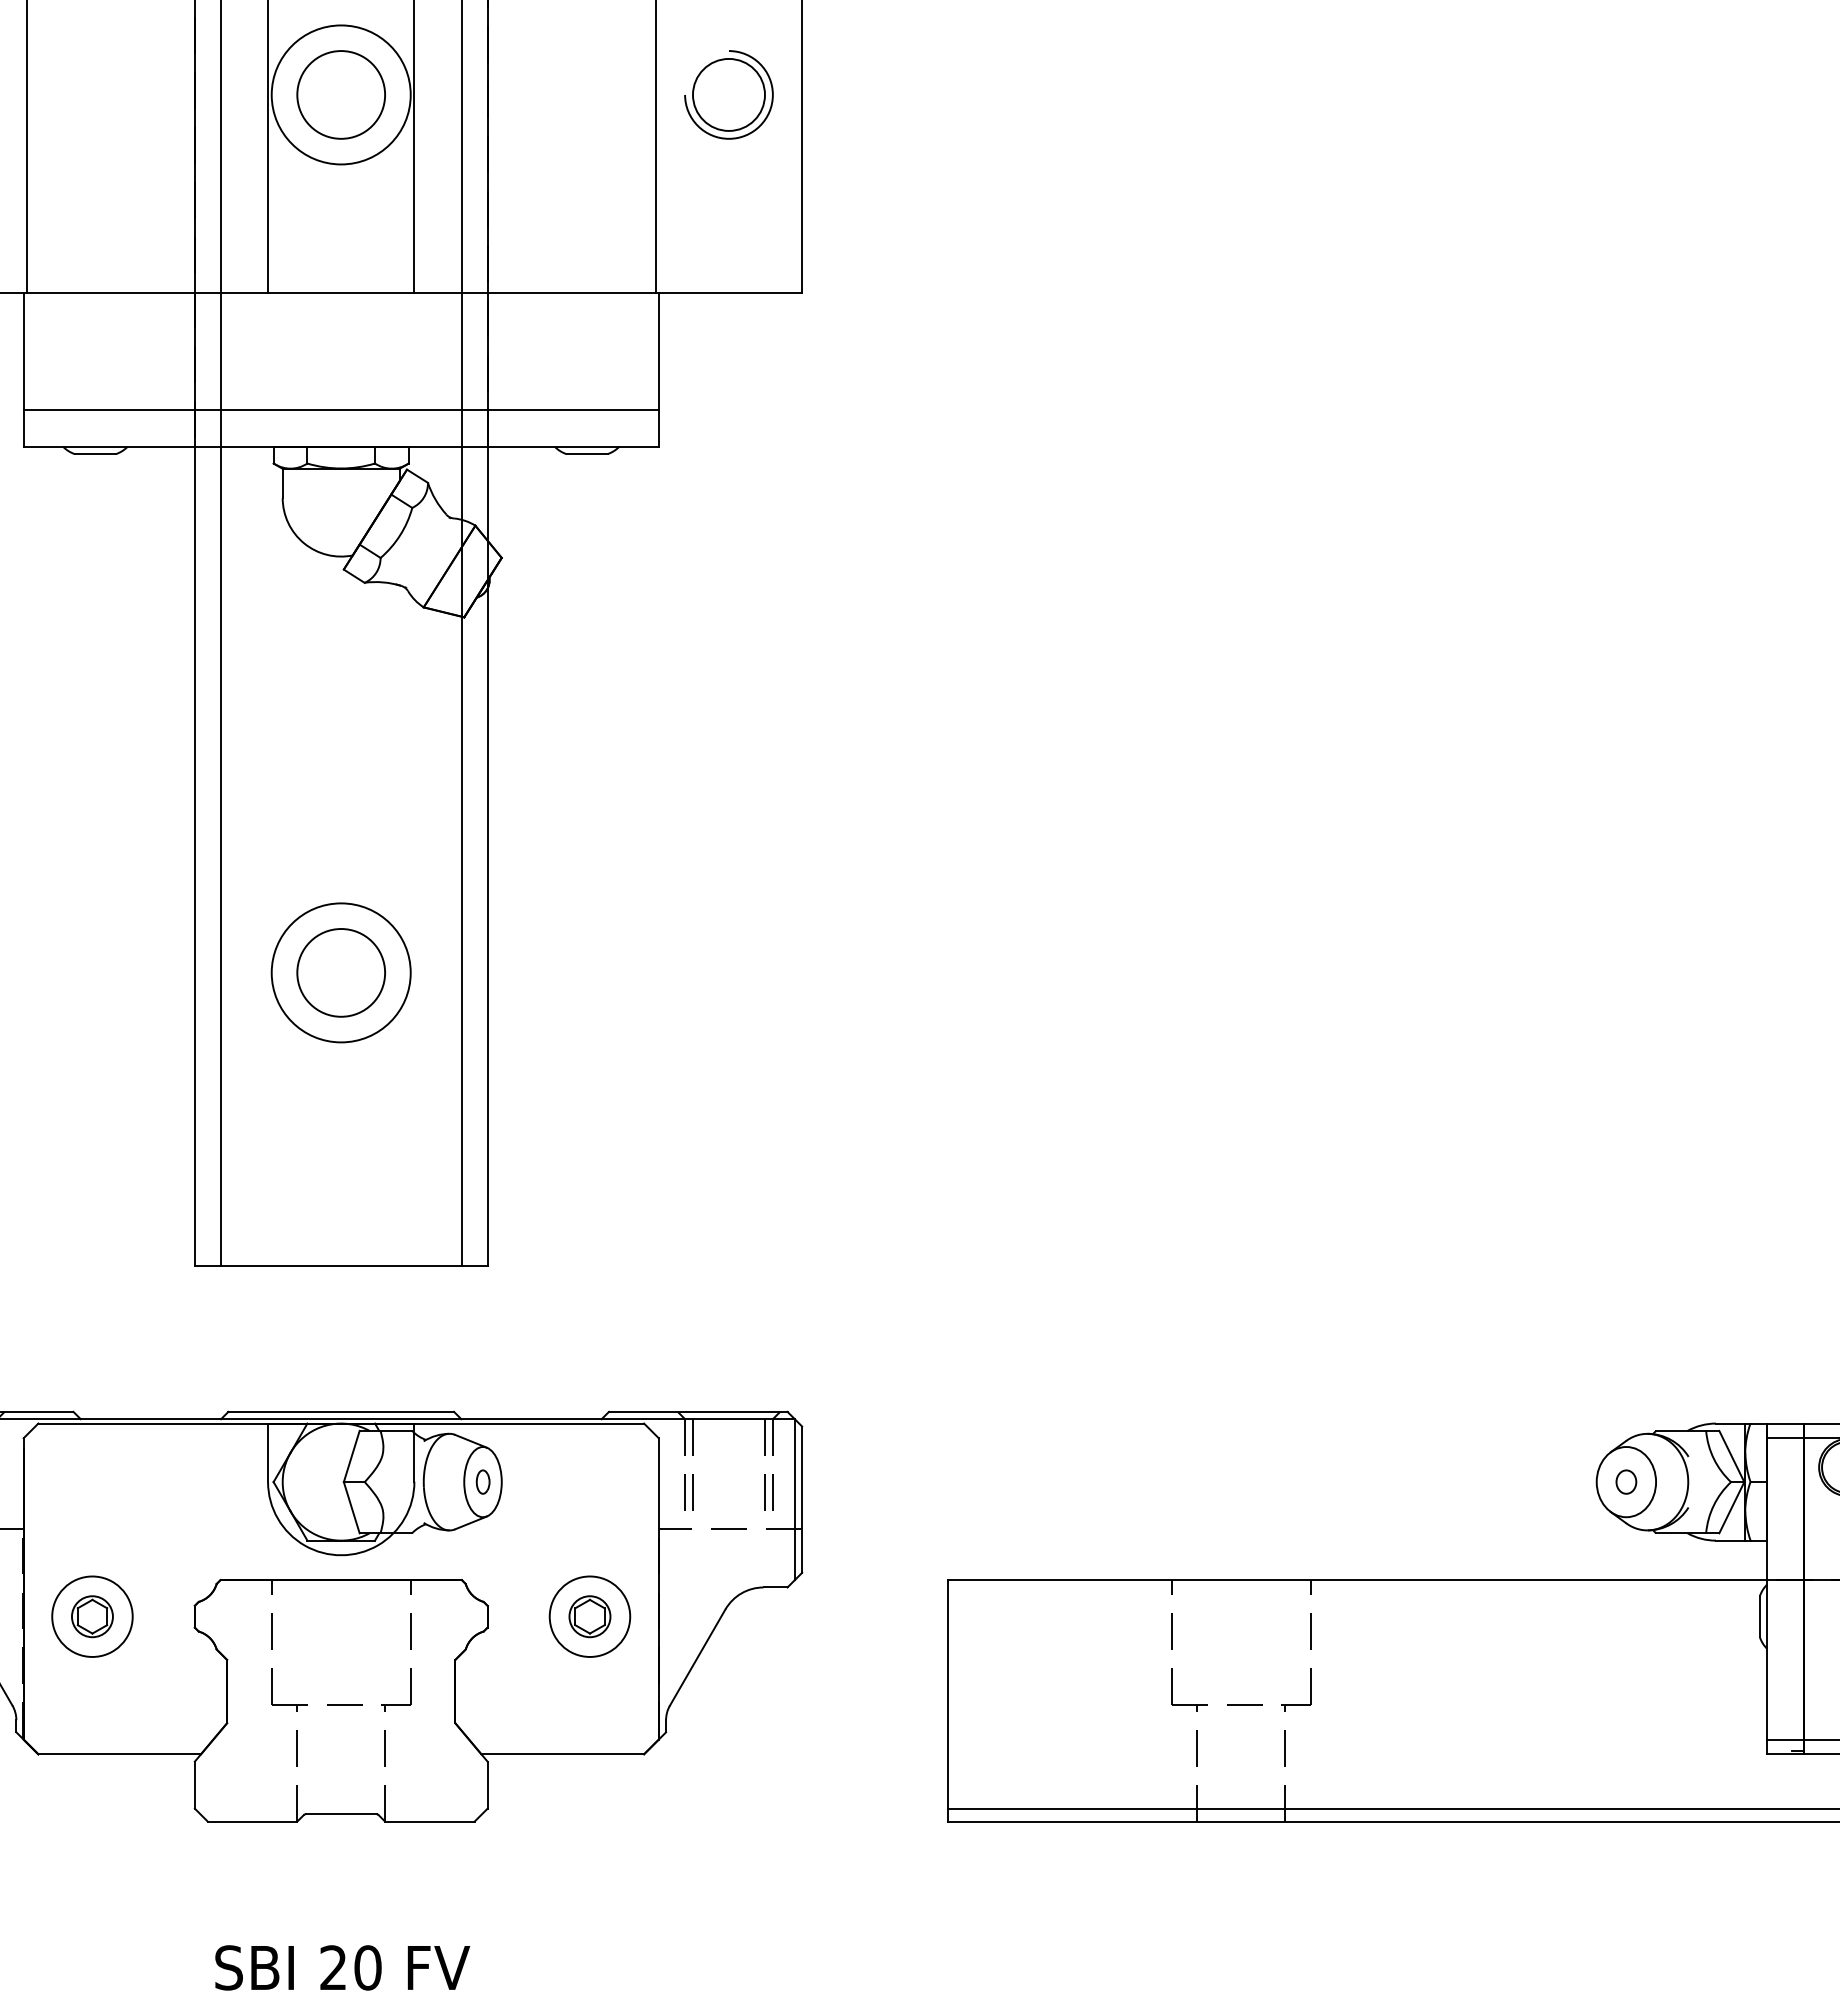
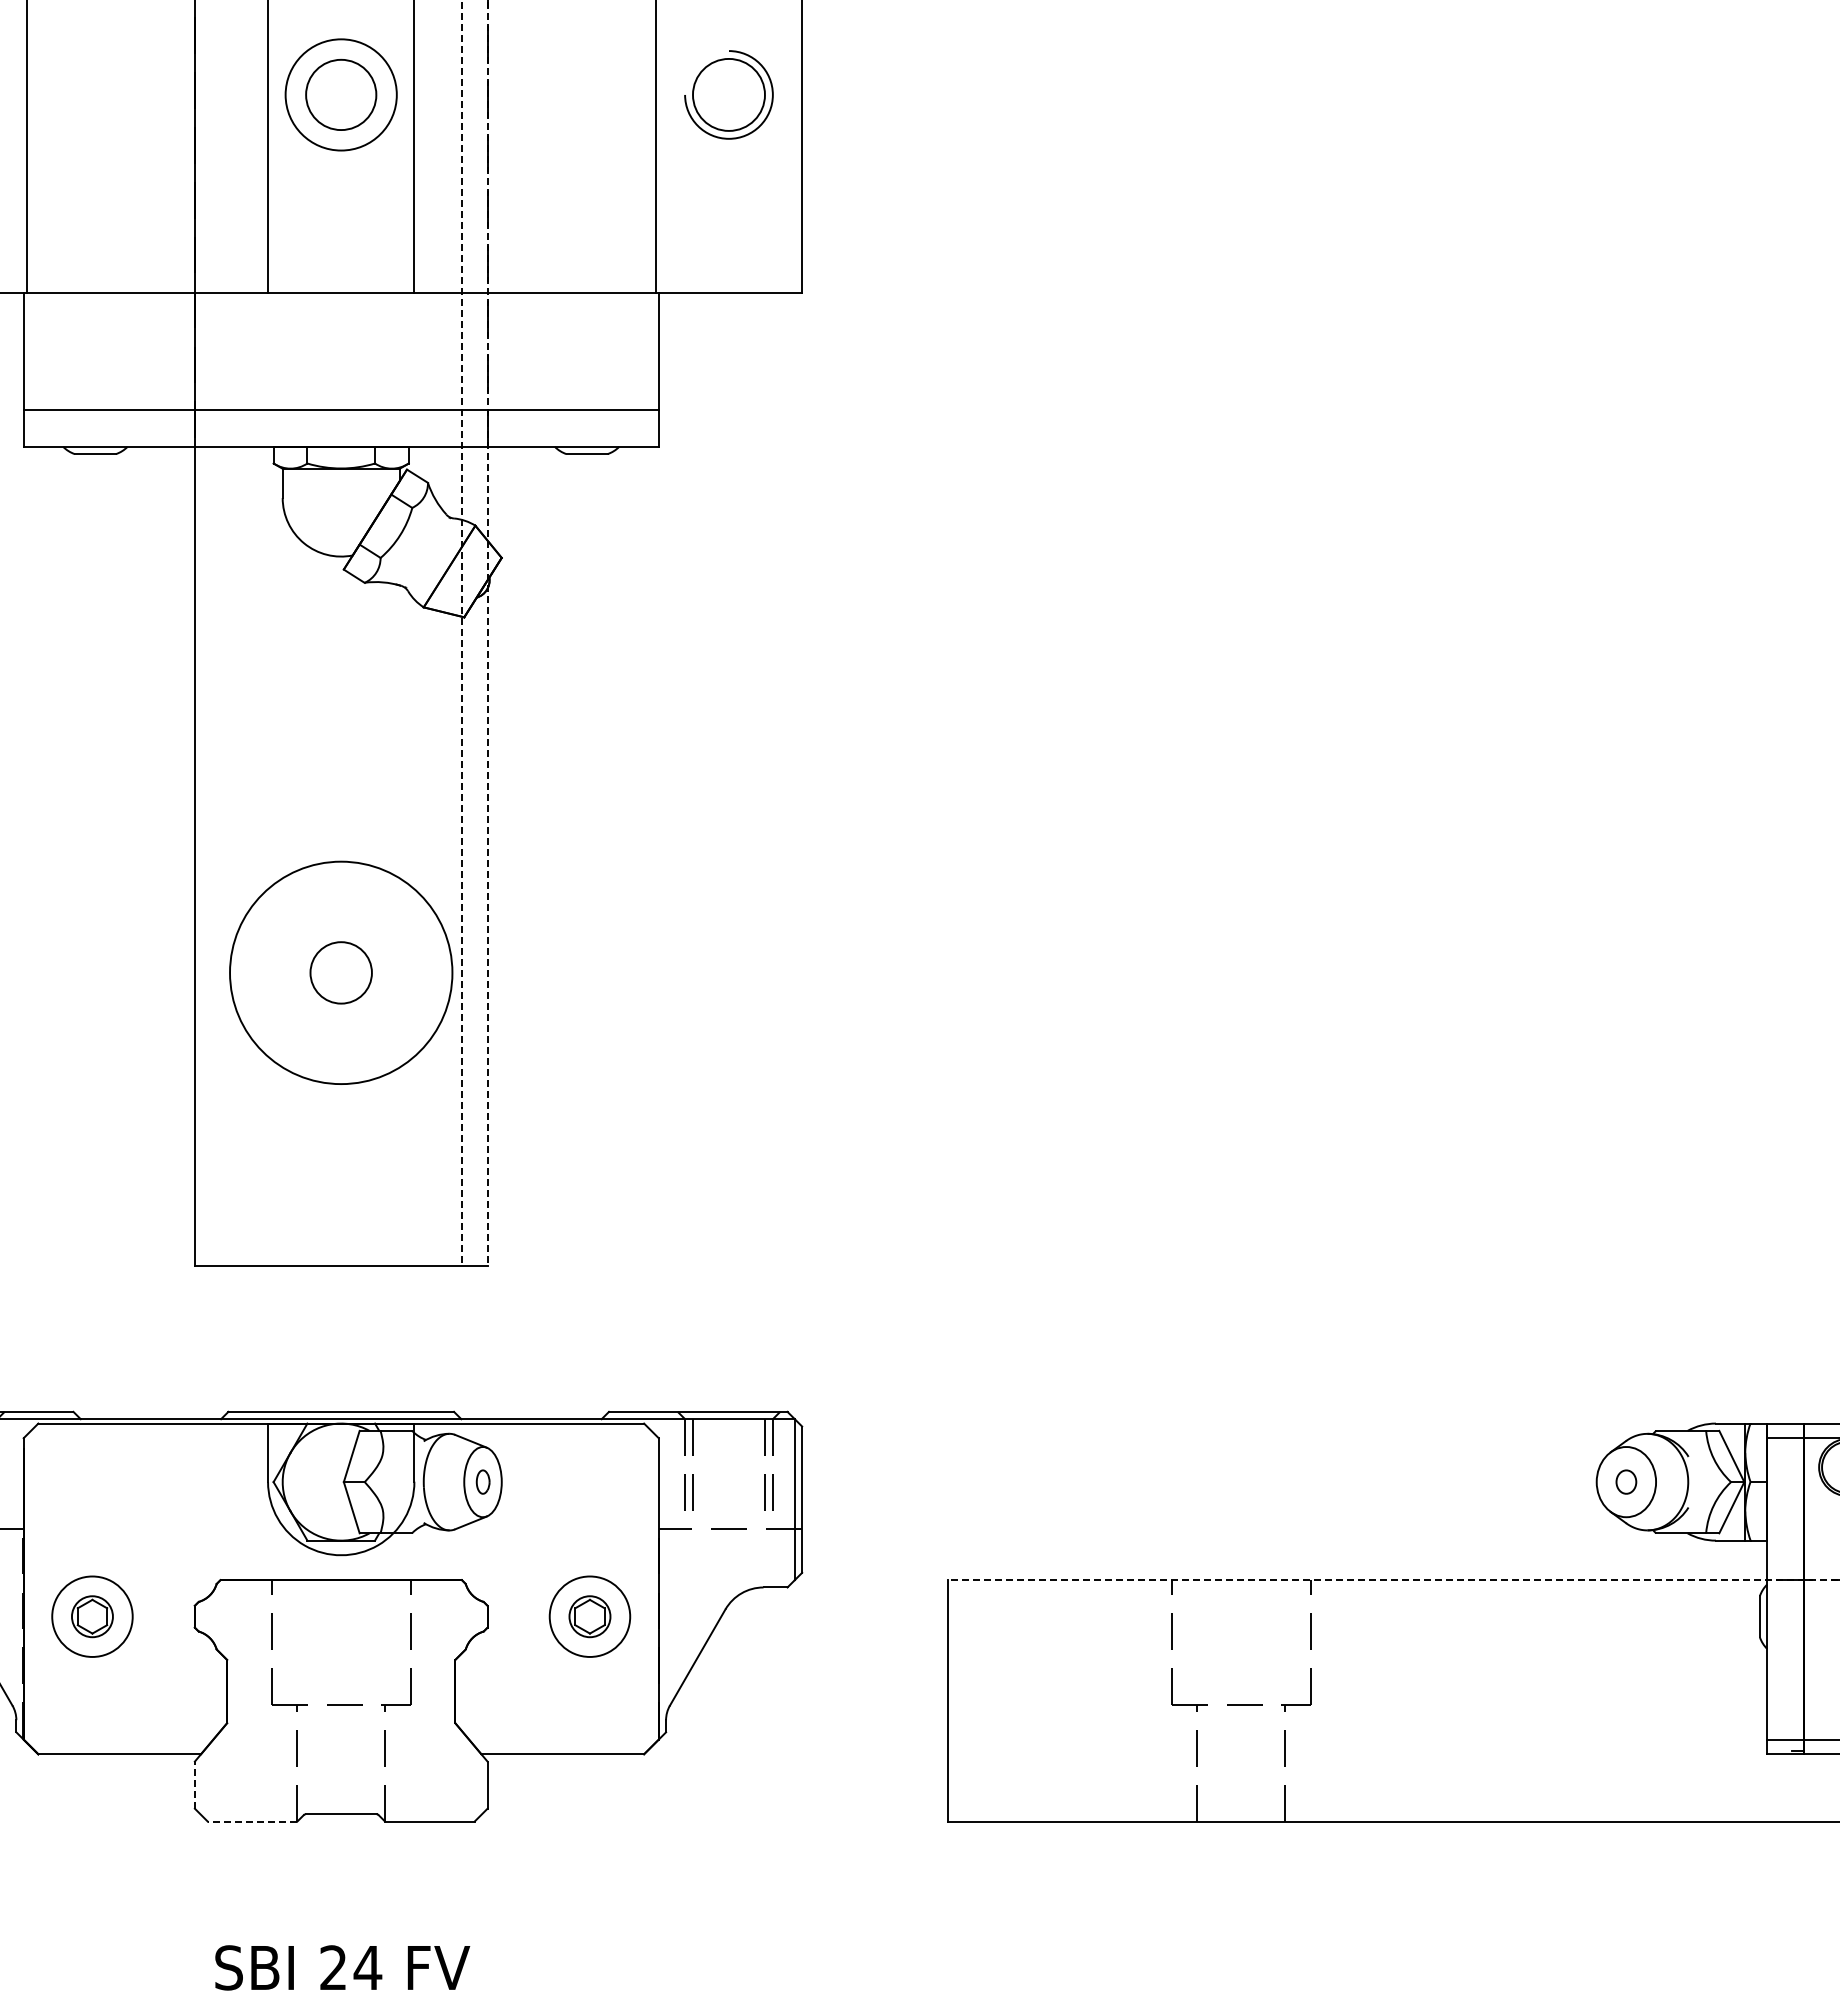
circle diameter: 139 px -> 111 px (340, 94)
circle diameter: 88 px -> 70 px (341, 94)
line: present -> none (220, 633)
line: solid -> dashed (461, 633)
line: solid -> dashed (487, 633)
circle diameter: 139 px -> 222 px (341, 972)
circle diameter: 88 px -> 61 px (340, 972)
line: solid -> dashed (1393, 1580)
line: solid -> dashed (194, 1785)
line: present -> none (1392, 1808)
line: solid -> dashed (252, 1821)
text: 20 -> 24 (367, 1967)
